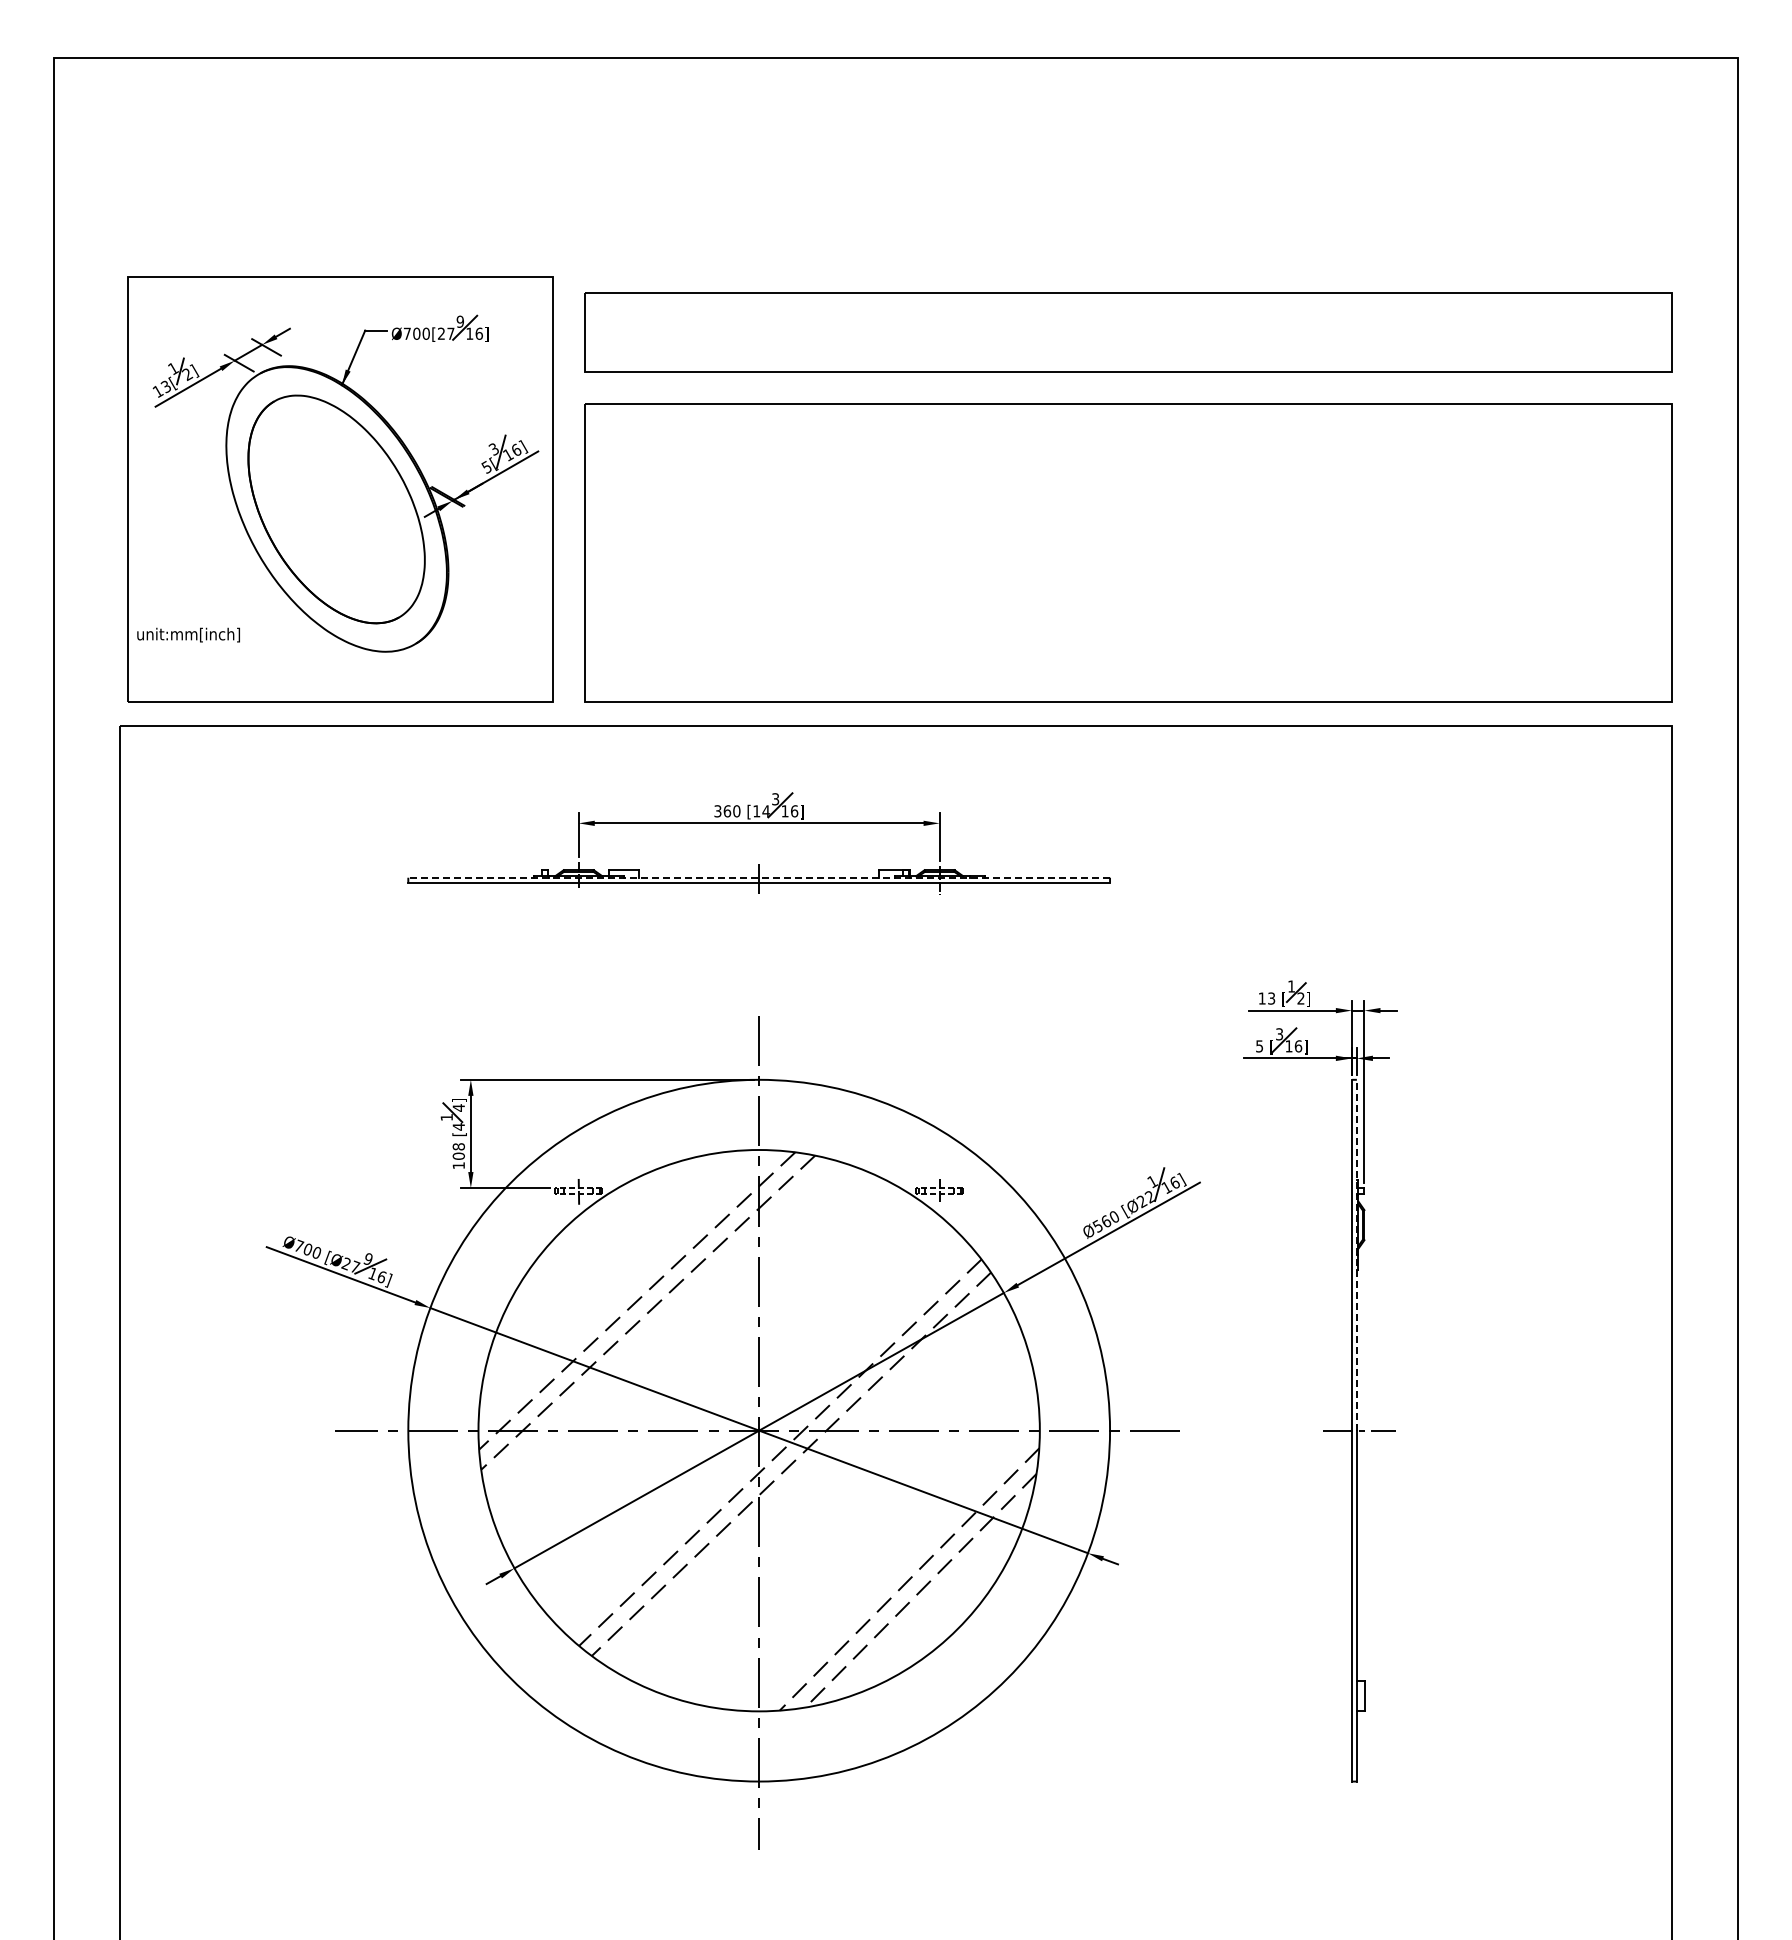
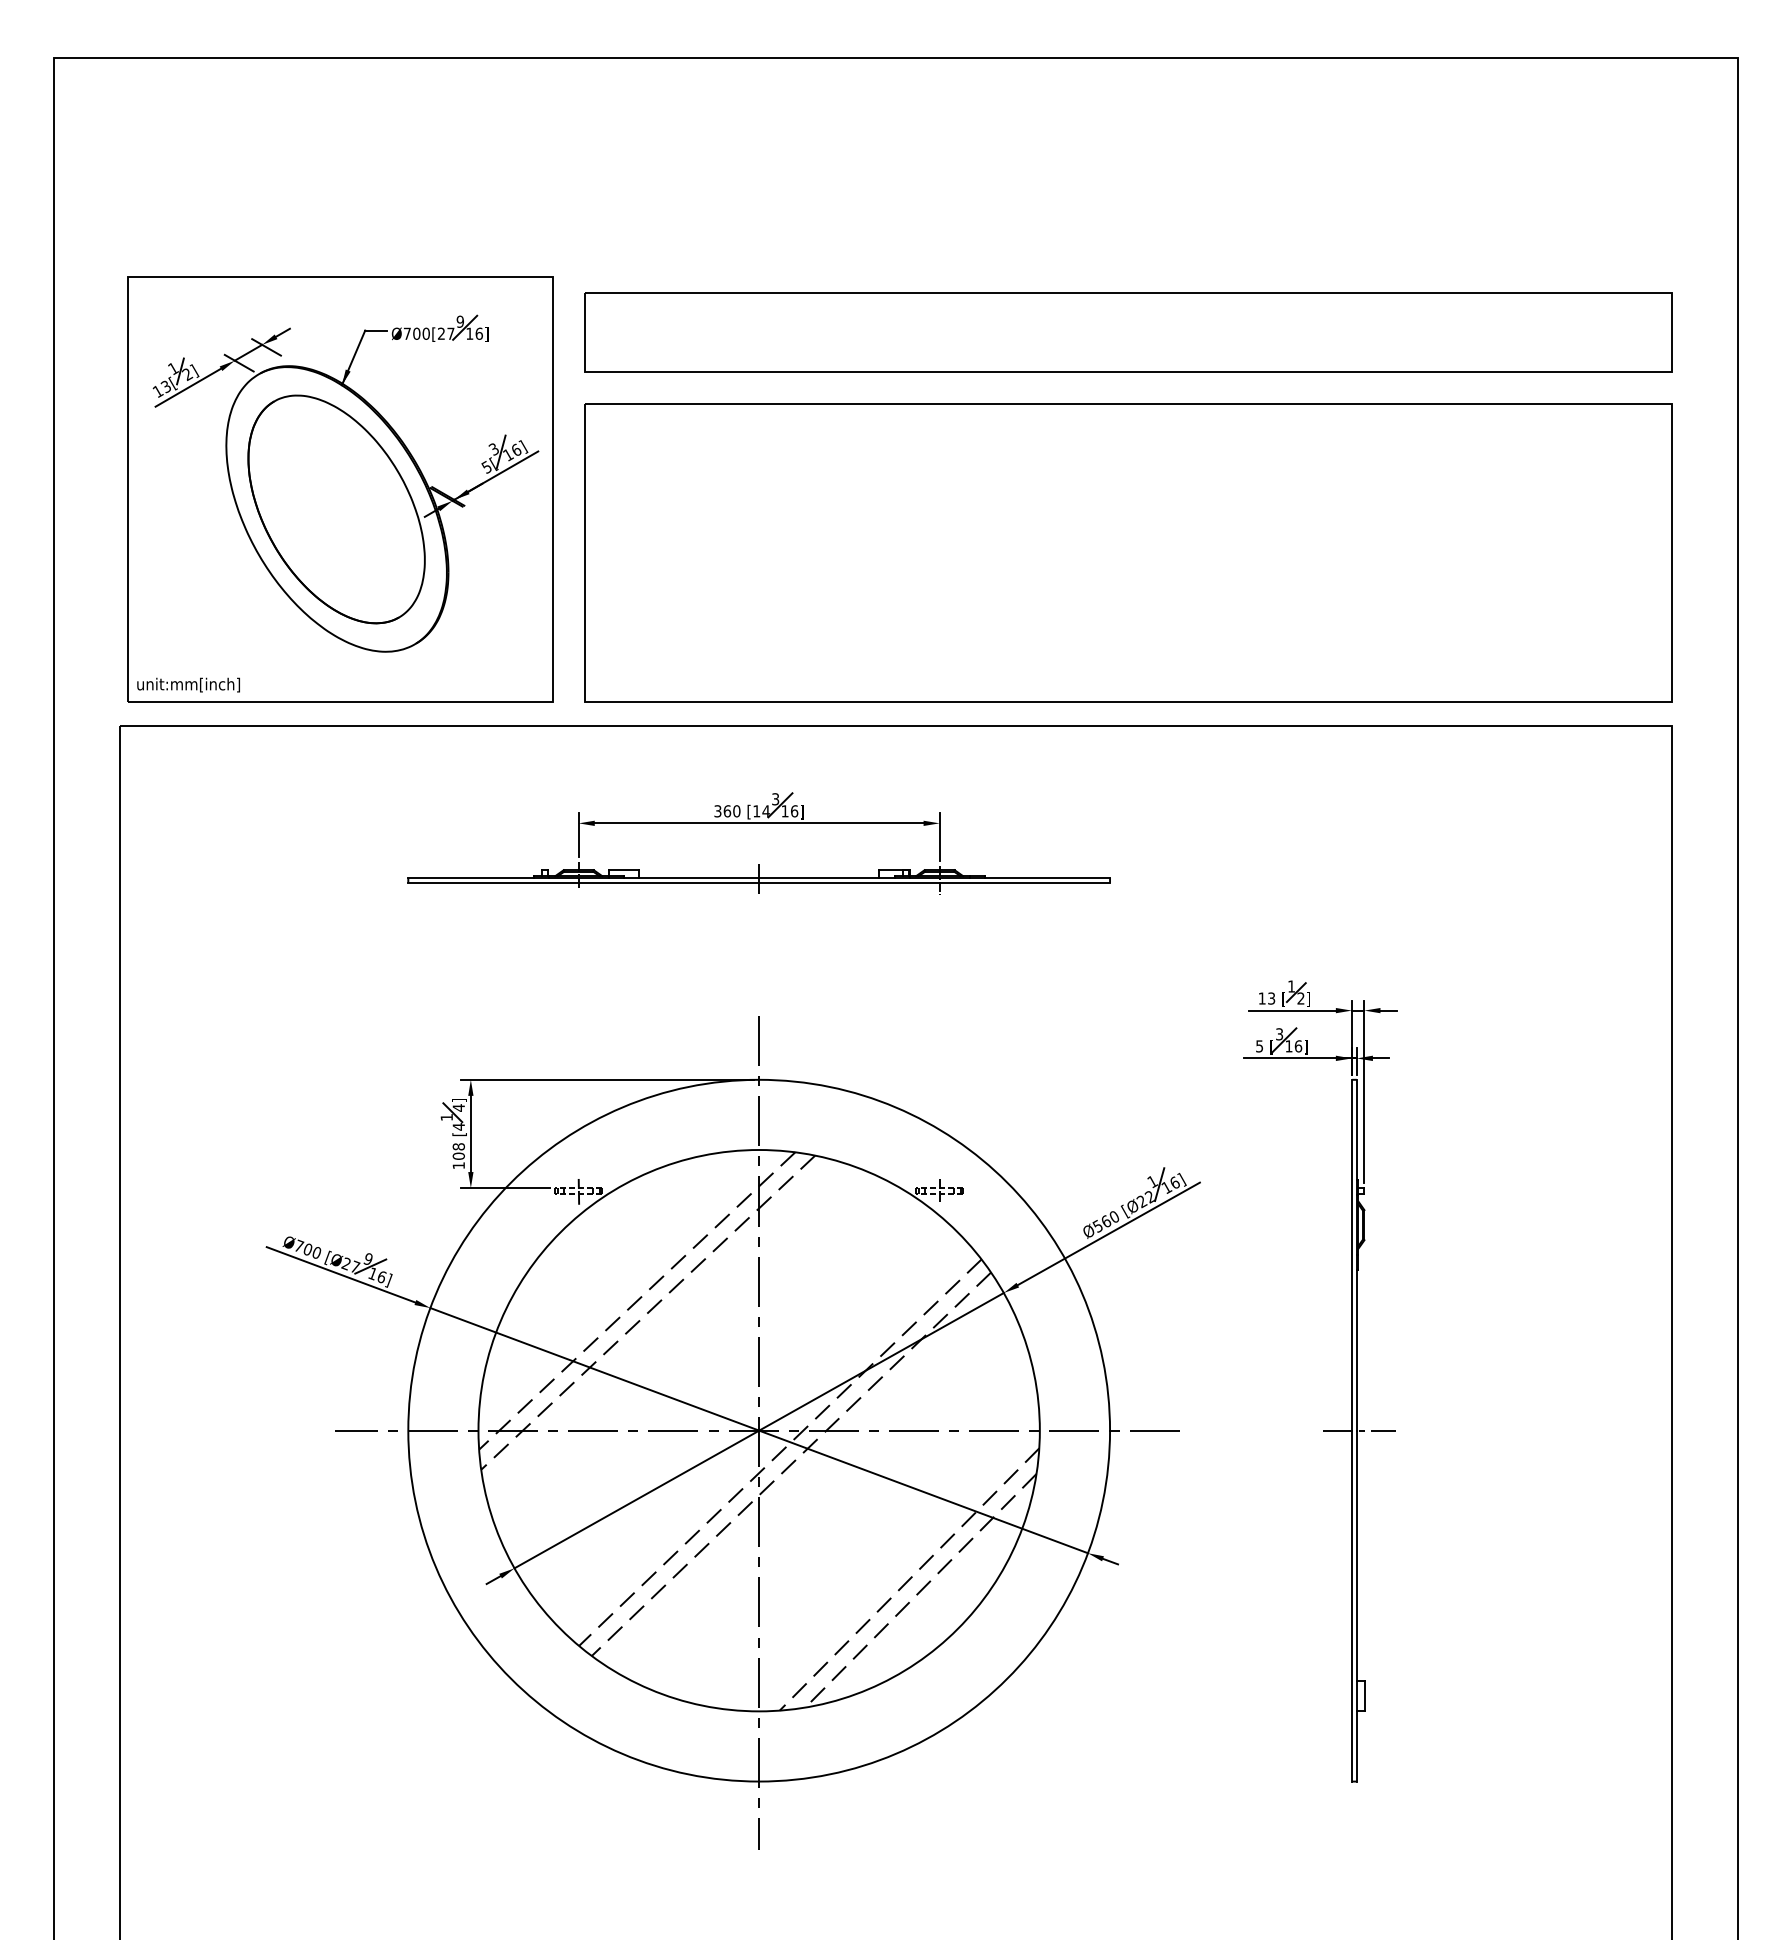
text position: (188, 634) -> (188, 684) (188, 684)
line: dashed -> solid (759, 877)
line: dashed -> solid (1356, 1254)
